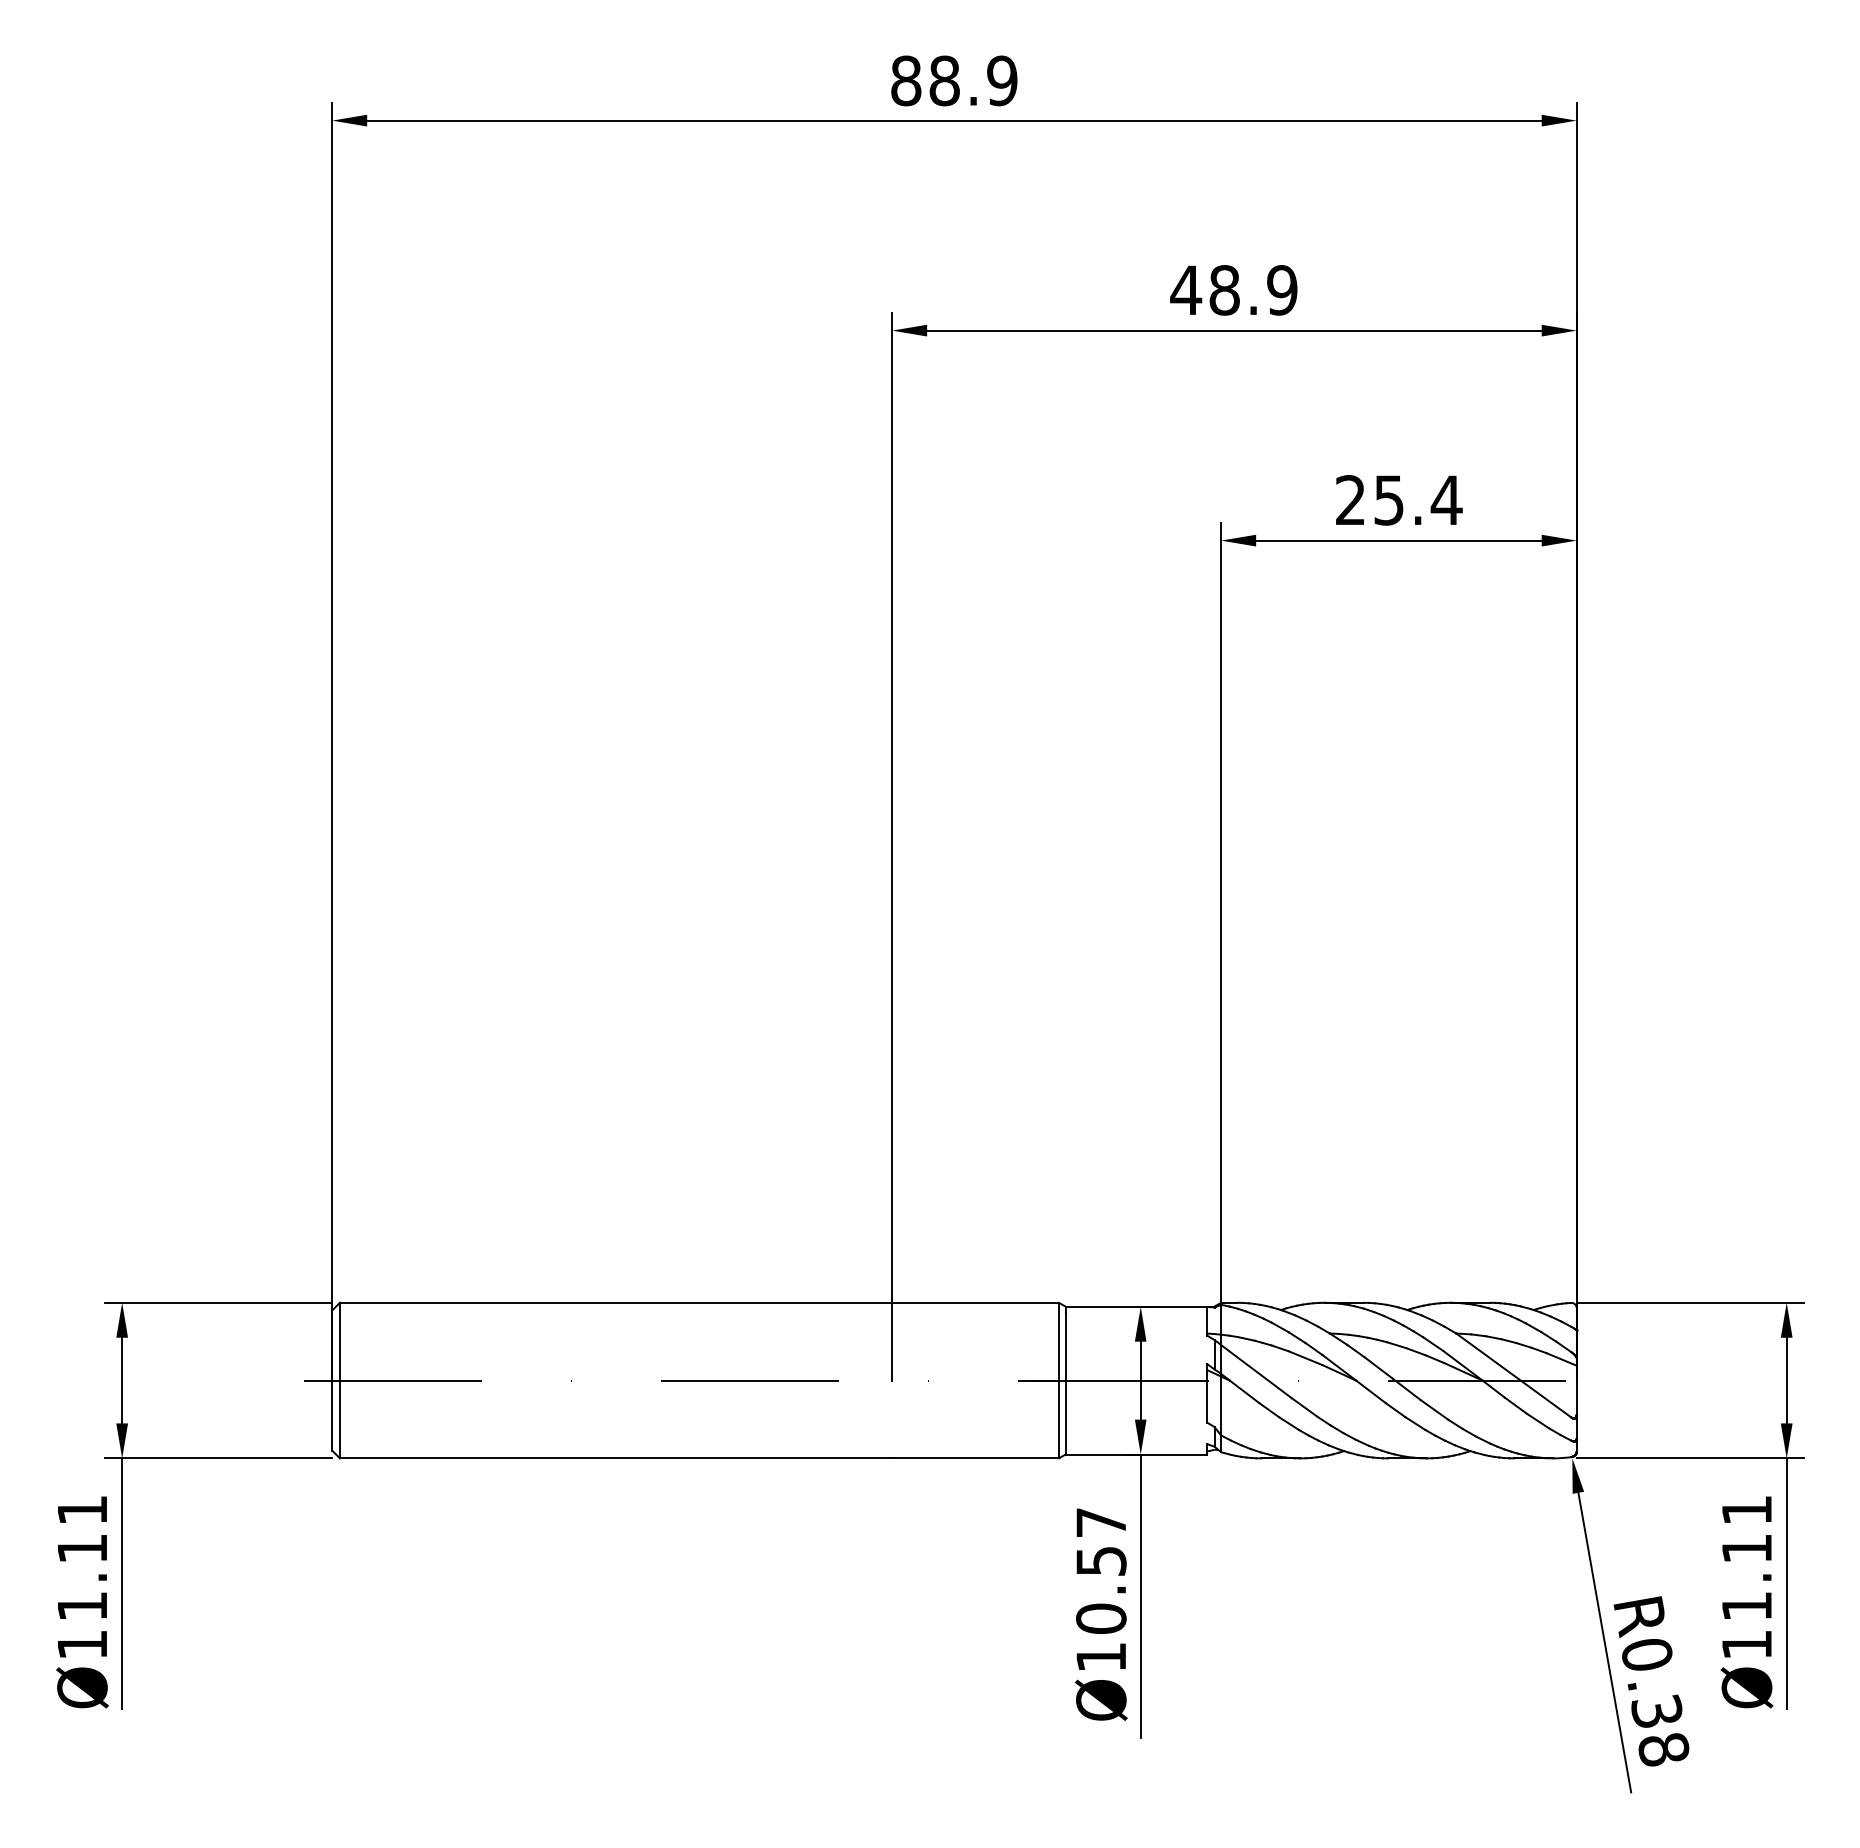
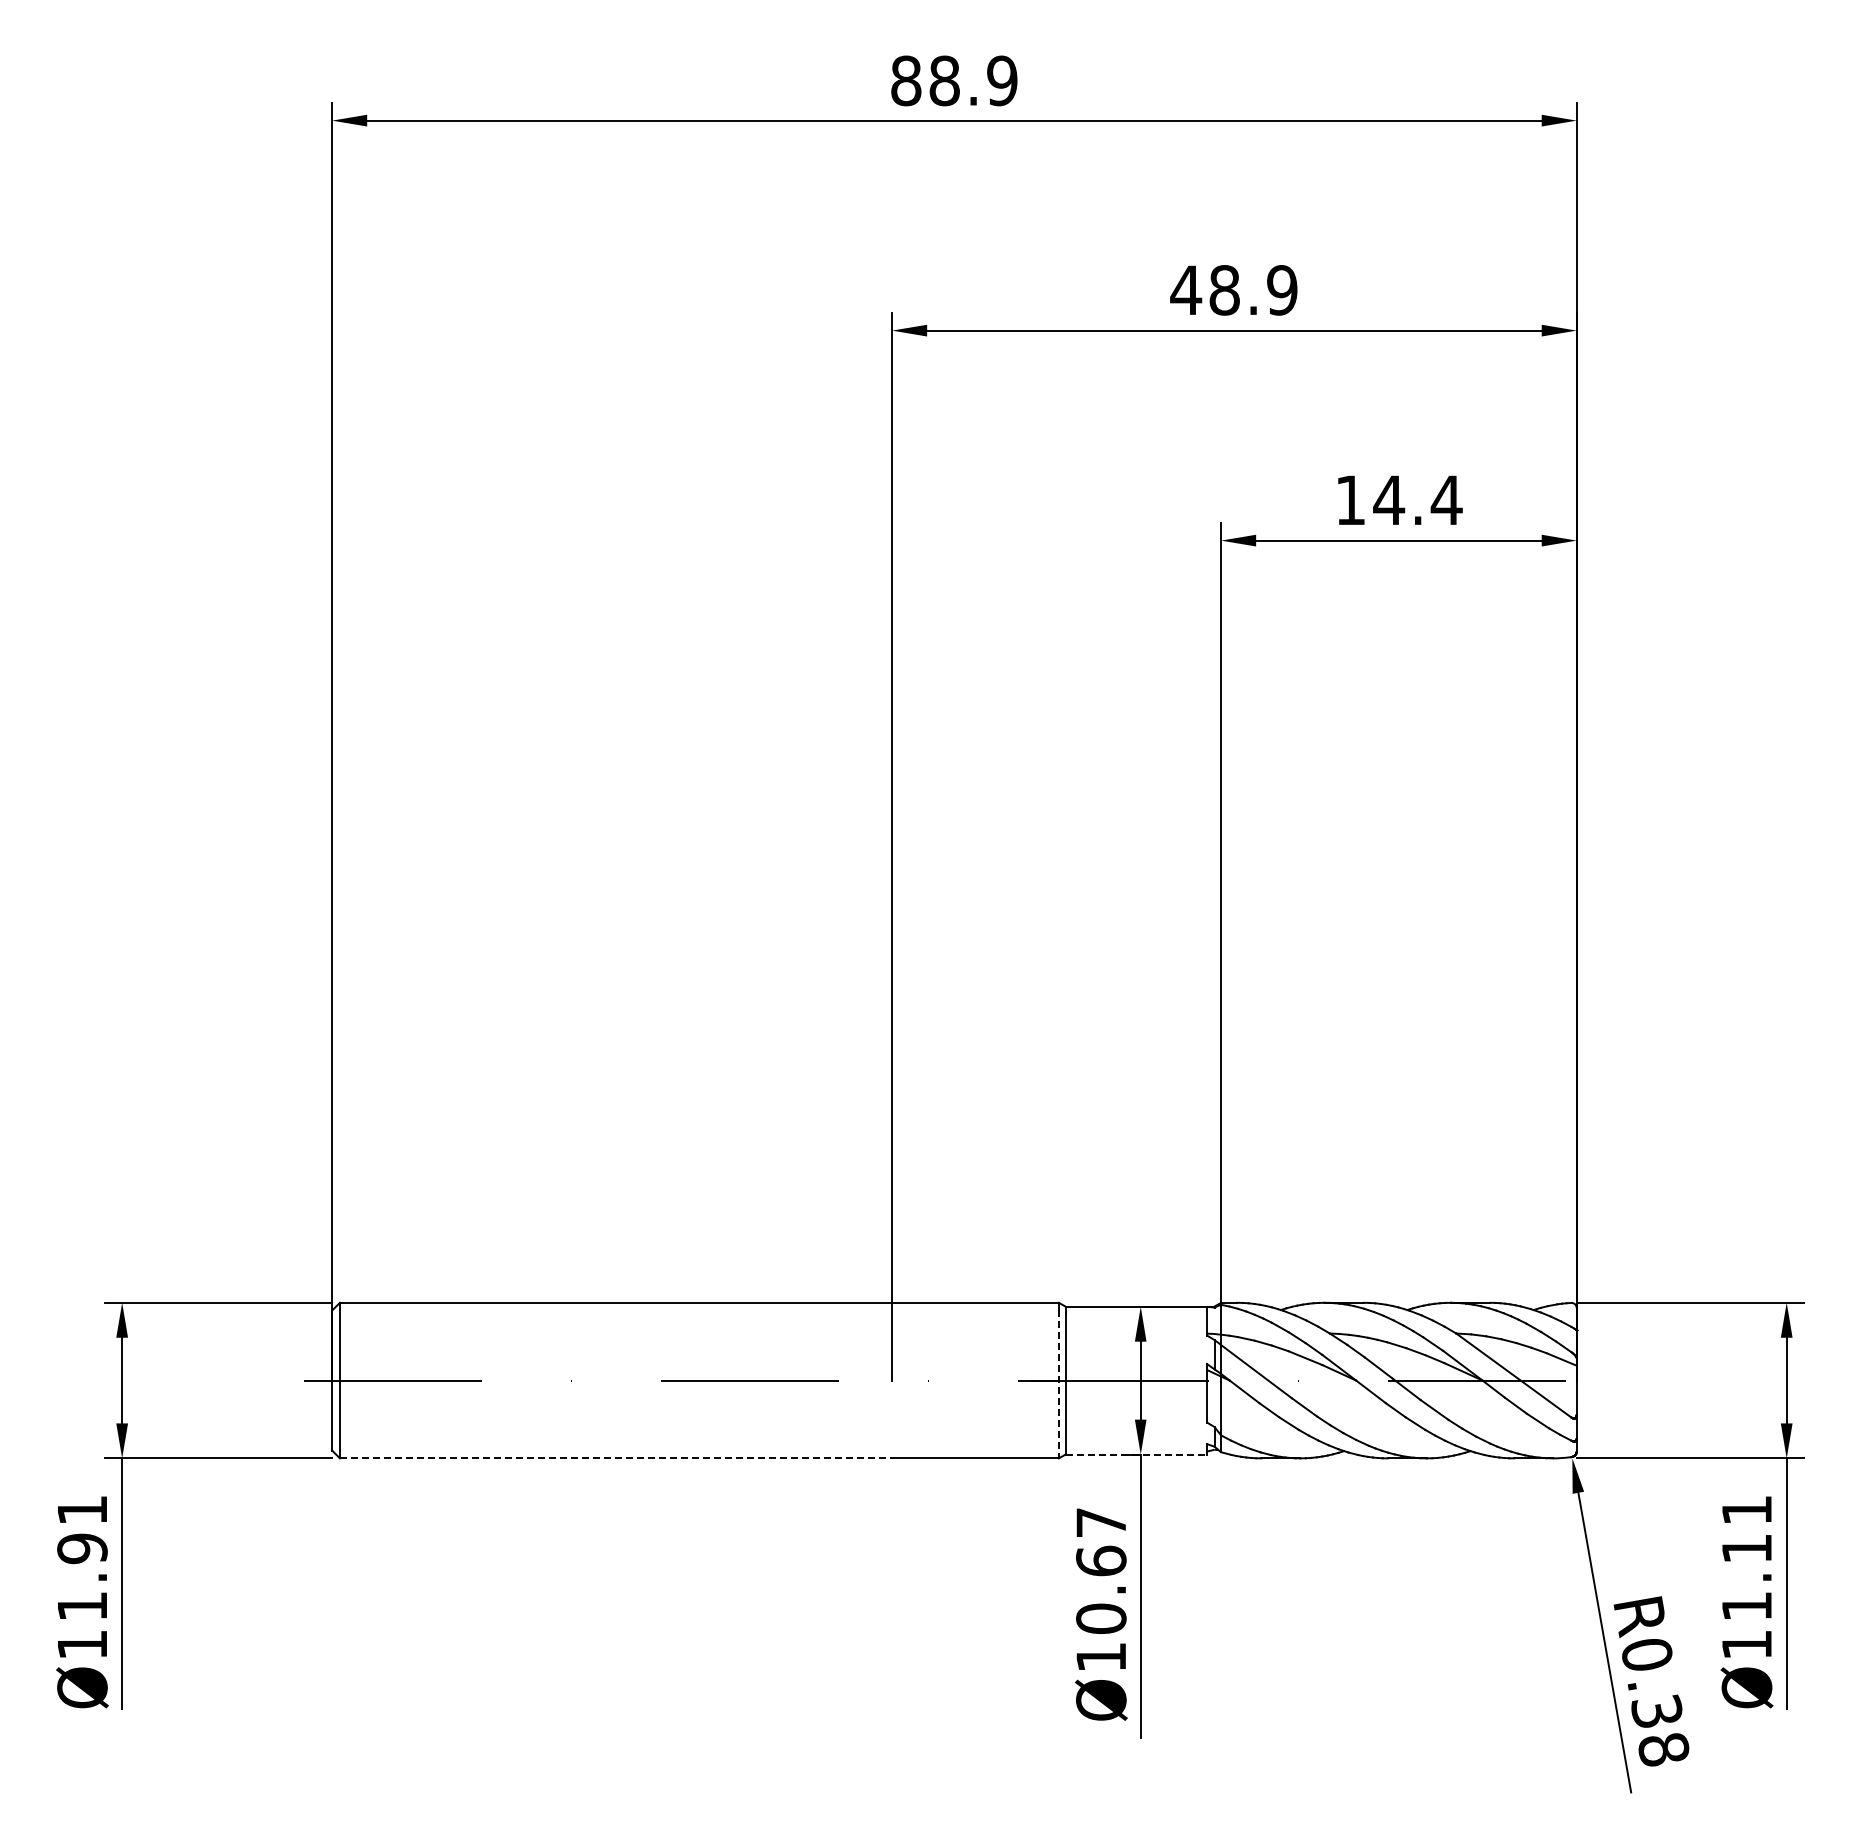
text: 25.4 -> 14.4 (1370, 500)
line: solid -> dashed (1058, 1384)
line: solid -> dashed (1136, 1454)
line: solid -> dashed (616, 1458)
text: Ø11.11 -> Ø11.91 (82, 1548)
text: Ø10.57 -> Ø10.67 (1101, 1560)
